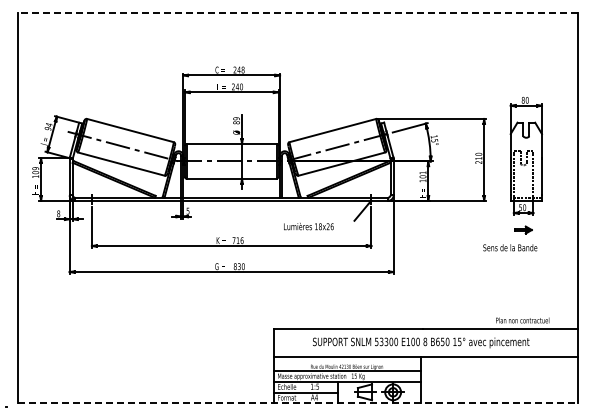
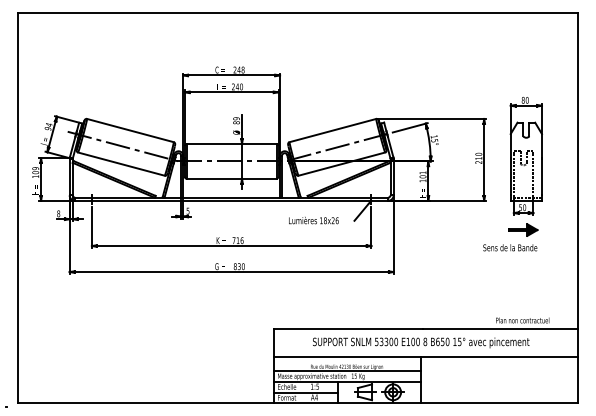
line: dashed -> solid (297, 12)
text position: (308, 226) -> (313, 220) (313, 220)
part size: 19x10 px -> 31x14 px (523, 229)
line: dashed -> solid (298, 403)
